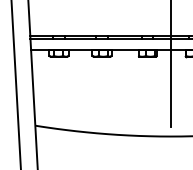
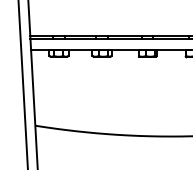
line: present -> none (170, 64)
line position: (15, 84) -> (22, 84) (22, 84)
